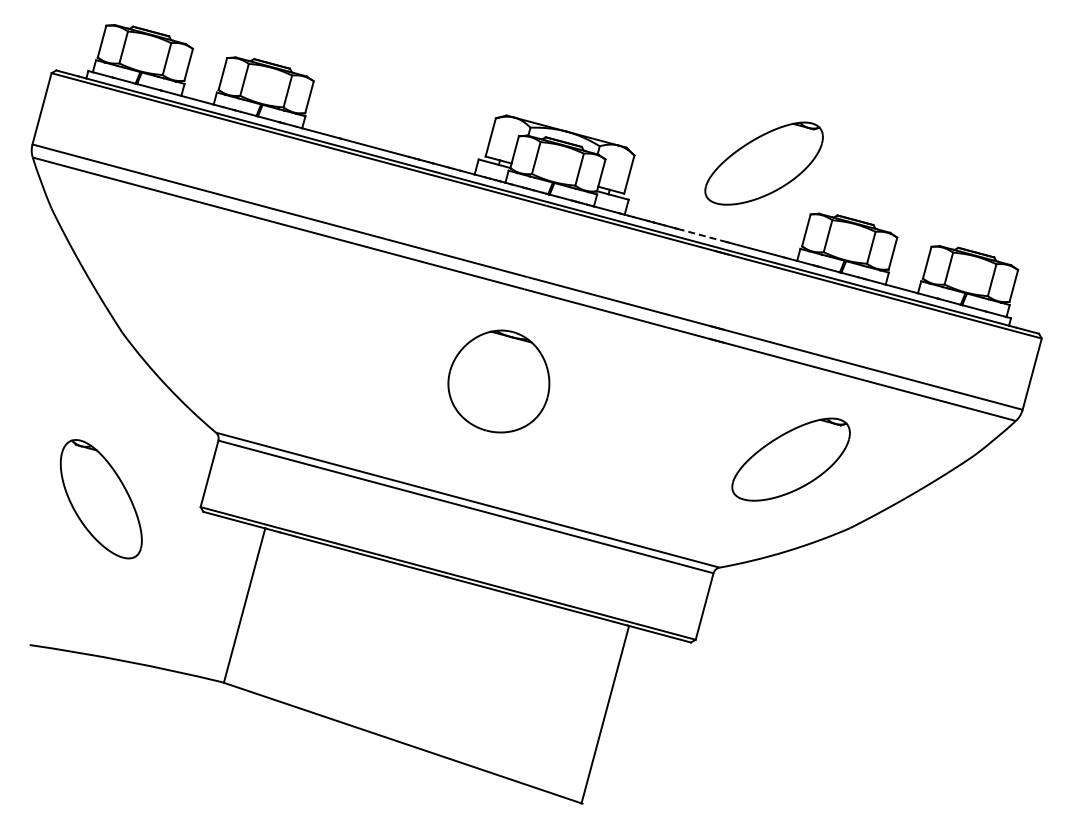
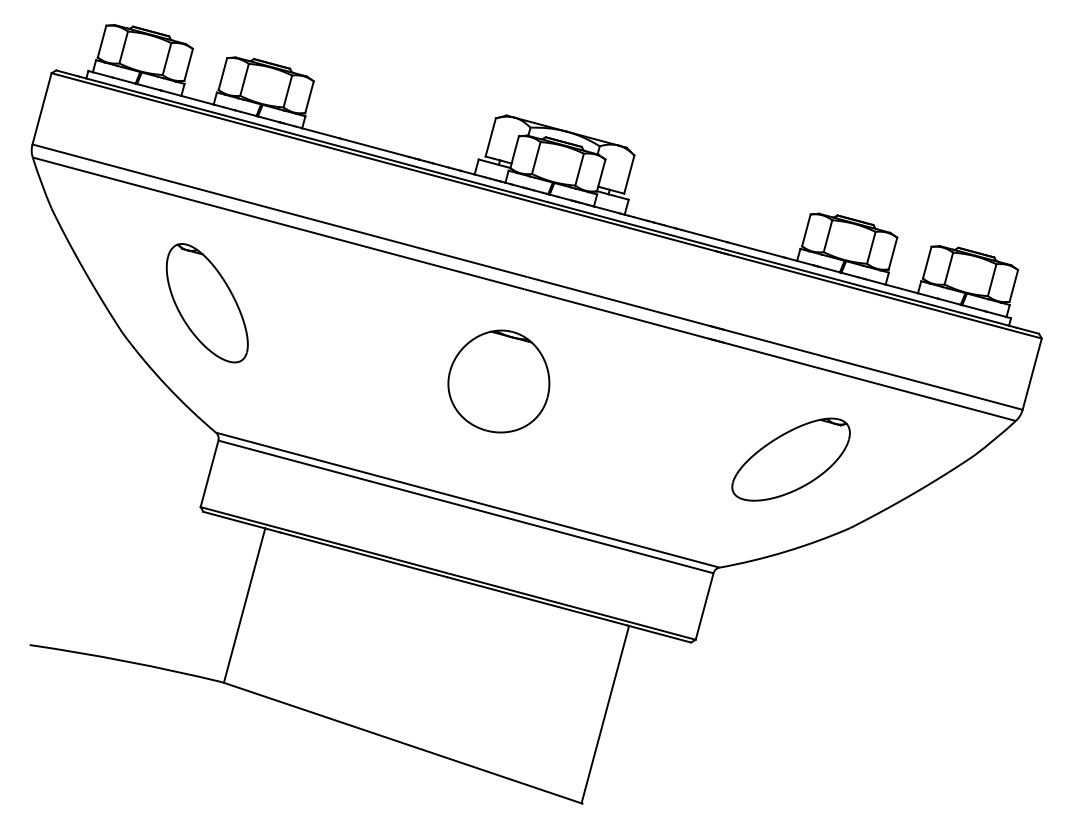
part: present -> none (763, 163)
line: dashed -> solid (703, 235)
part position: (100, 499) -> (206, 303) (206, 303)
